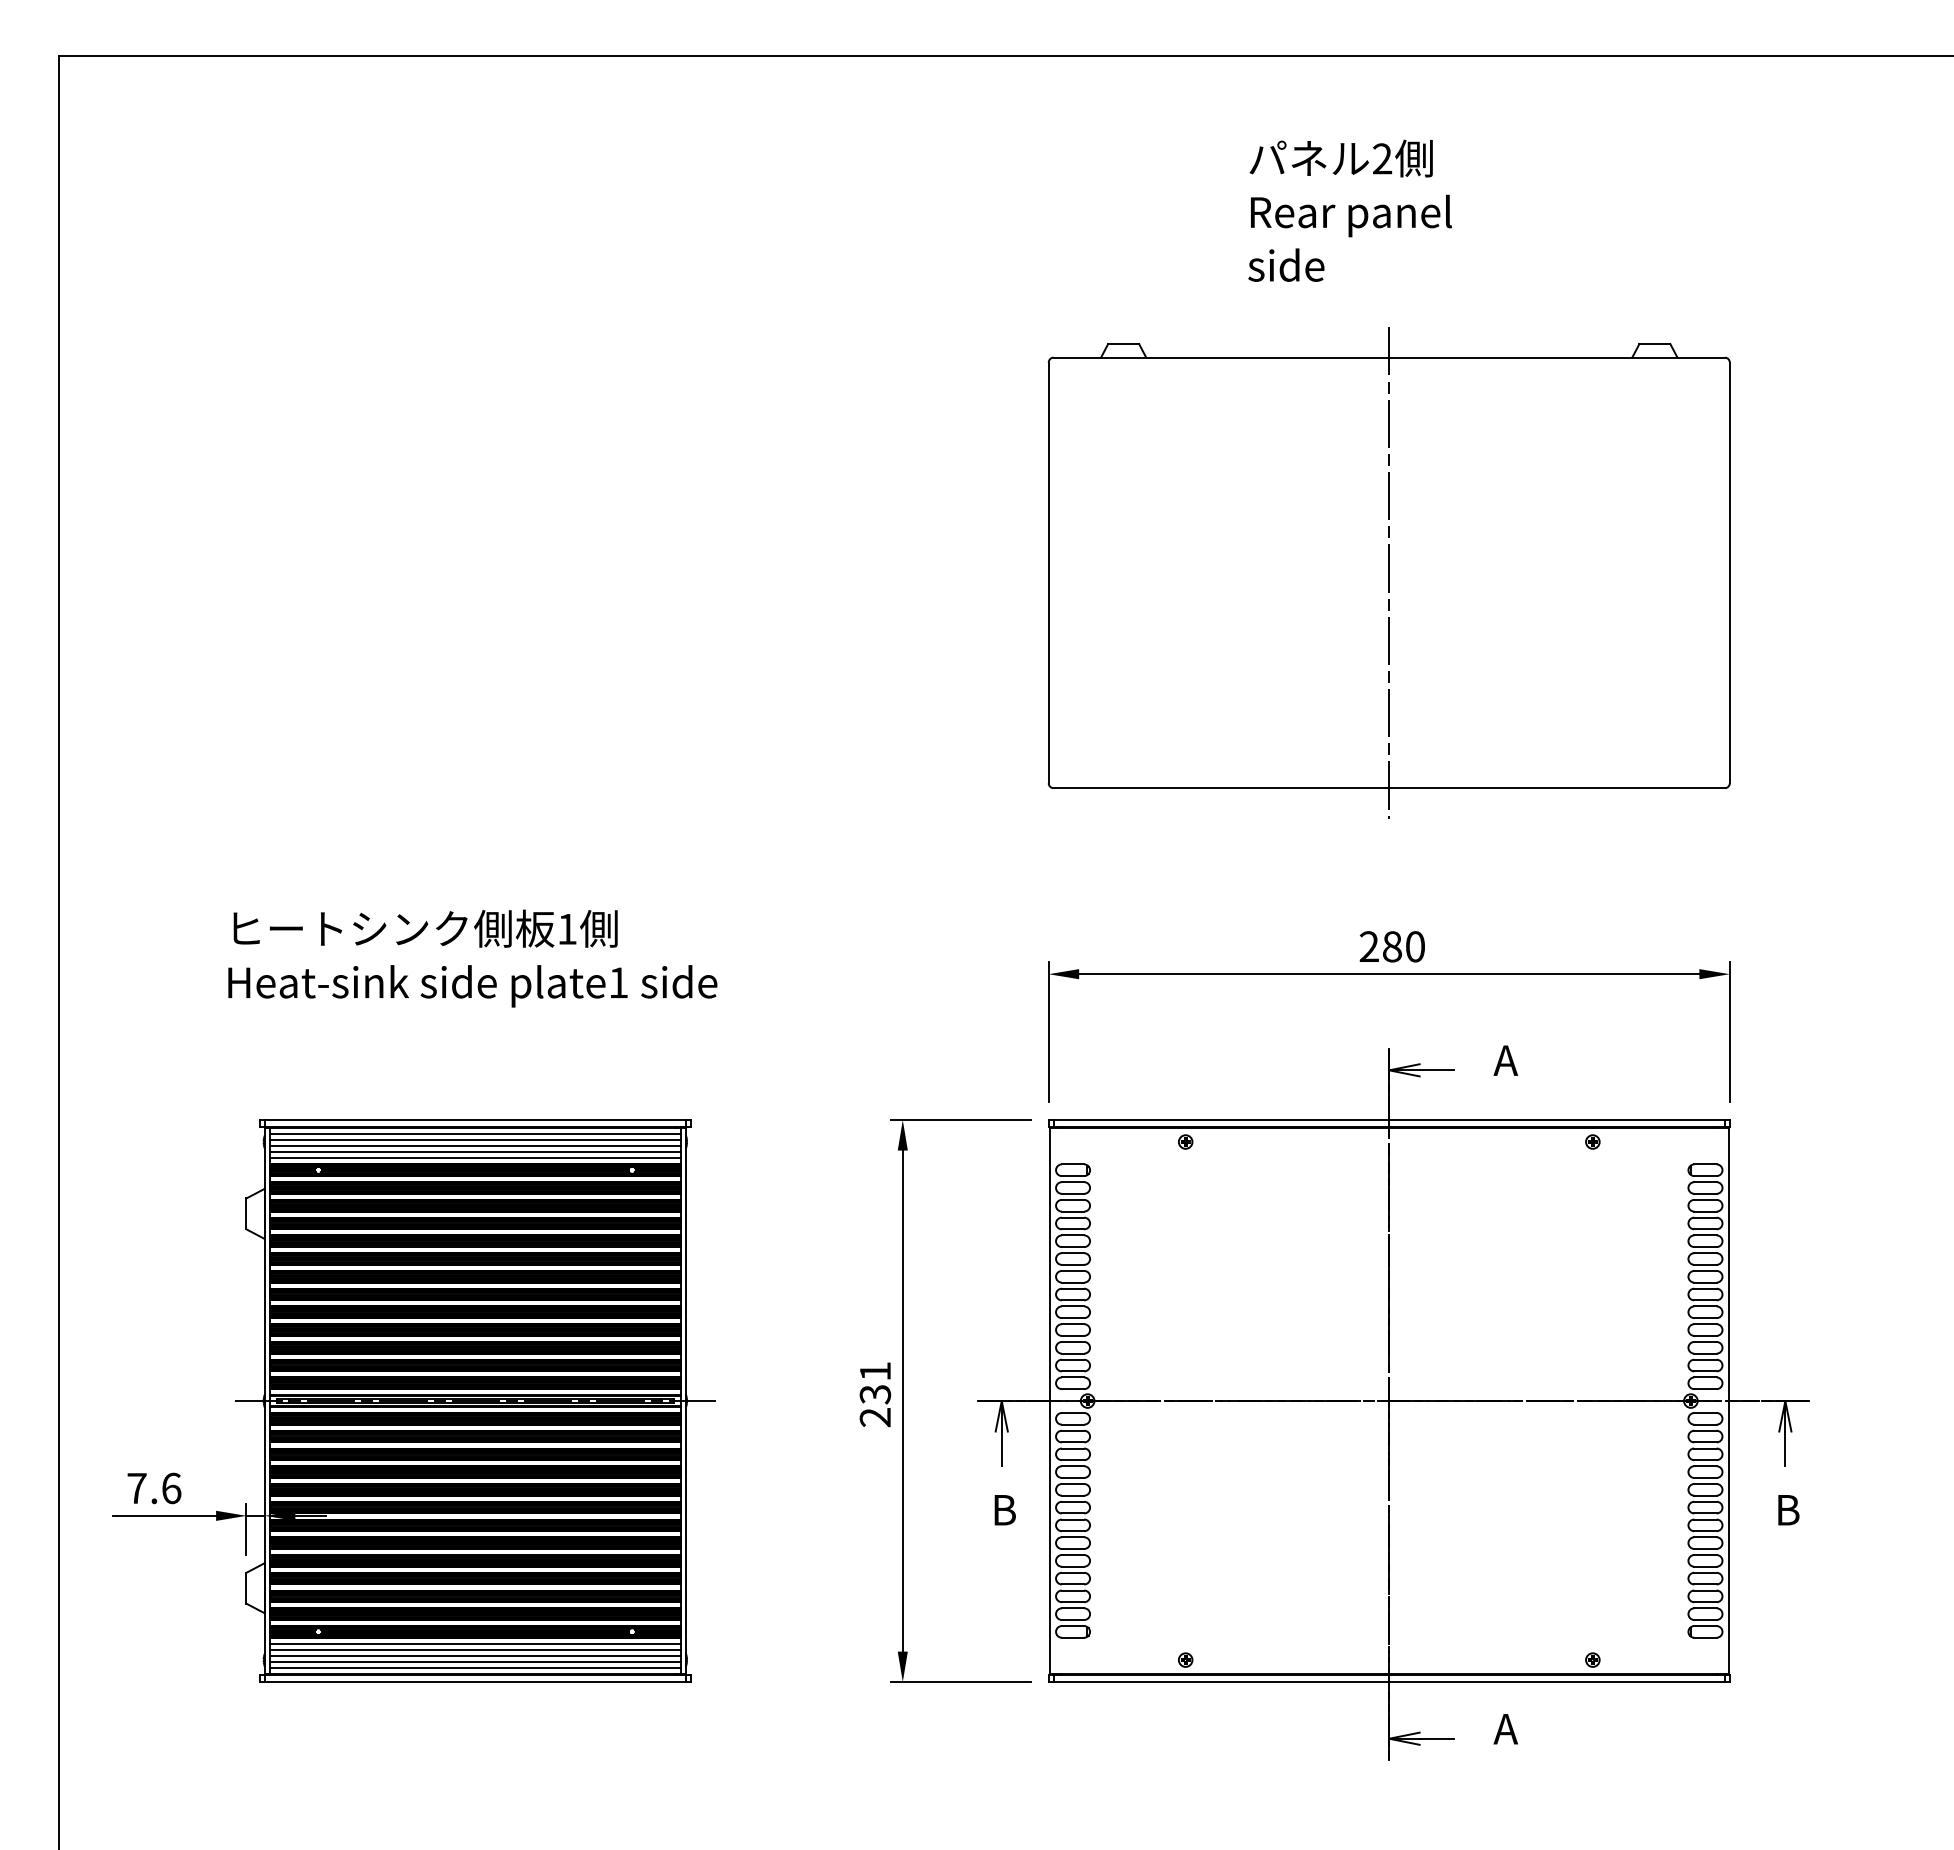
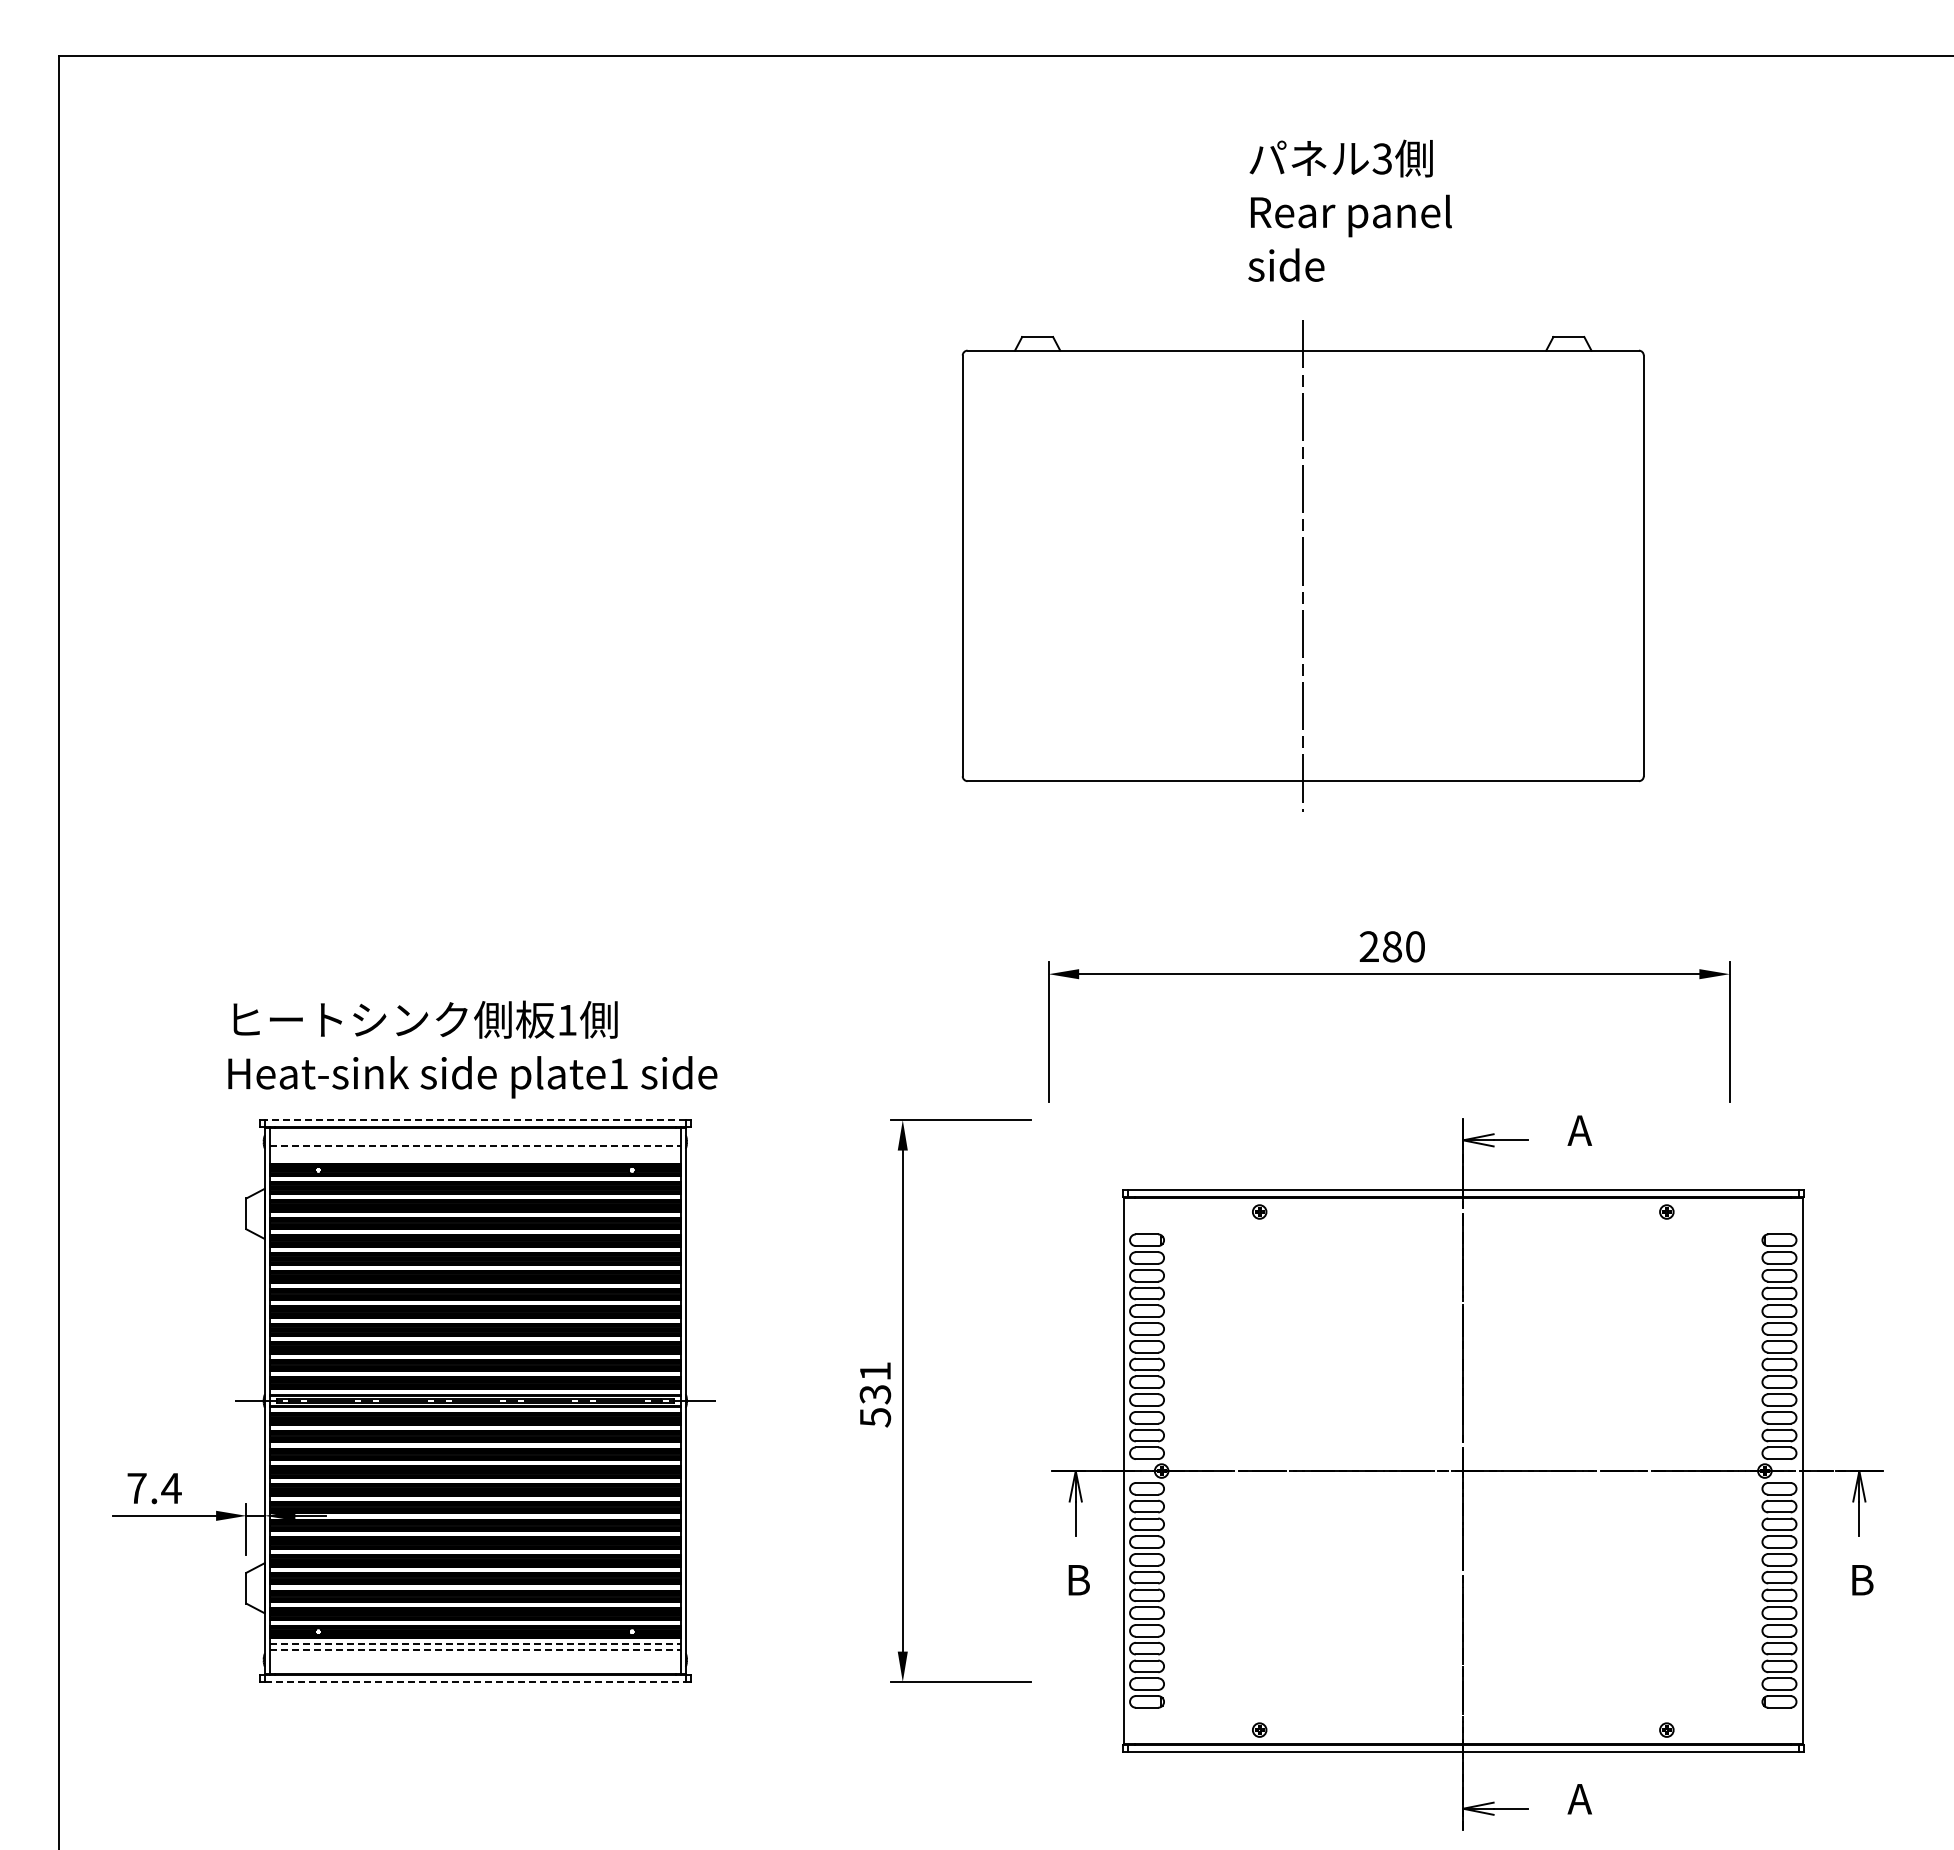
text: 2 -> 3 (1382, 158)
part position: (1388, 572) -> (1302, 565) (1302, 565)
text position: (472, 958) -> (472, 1049) (472, 1049)
line: solid -> dashed (474, 1120)
line: present -> none (474, 1134)
line: present -> none (474, 1140)
line: solid -> dashed (475, 1146)
line: present -> none (474, 1152)
line: present -> none (474, 1158)
part position: (1393, 1402) -> (1467, 1472) (1467, 1472)
text: 231 -> 531 (875, 1417)
text: 7.6 -> 7.4 (171, 1488)
line: solid -> dashed (475, 1643)
line: solid -> dashed (475, 1649)
line: present -> none (474, 1655)
line: present -> none (474, 1662)
line: present -> none (474, 1668)
line: solid -> dashed (475, 1682)
